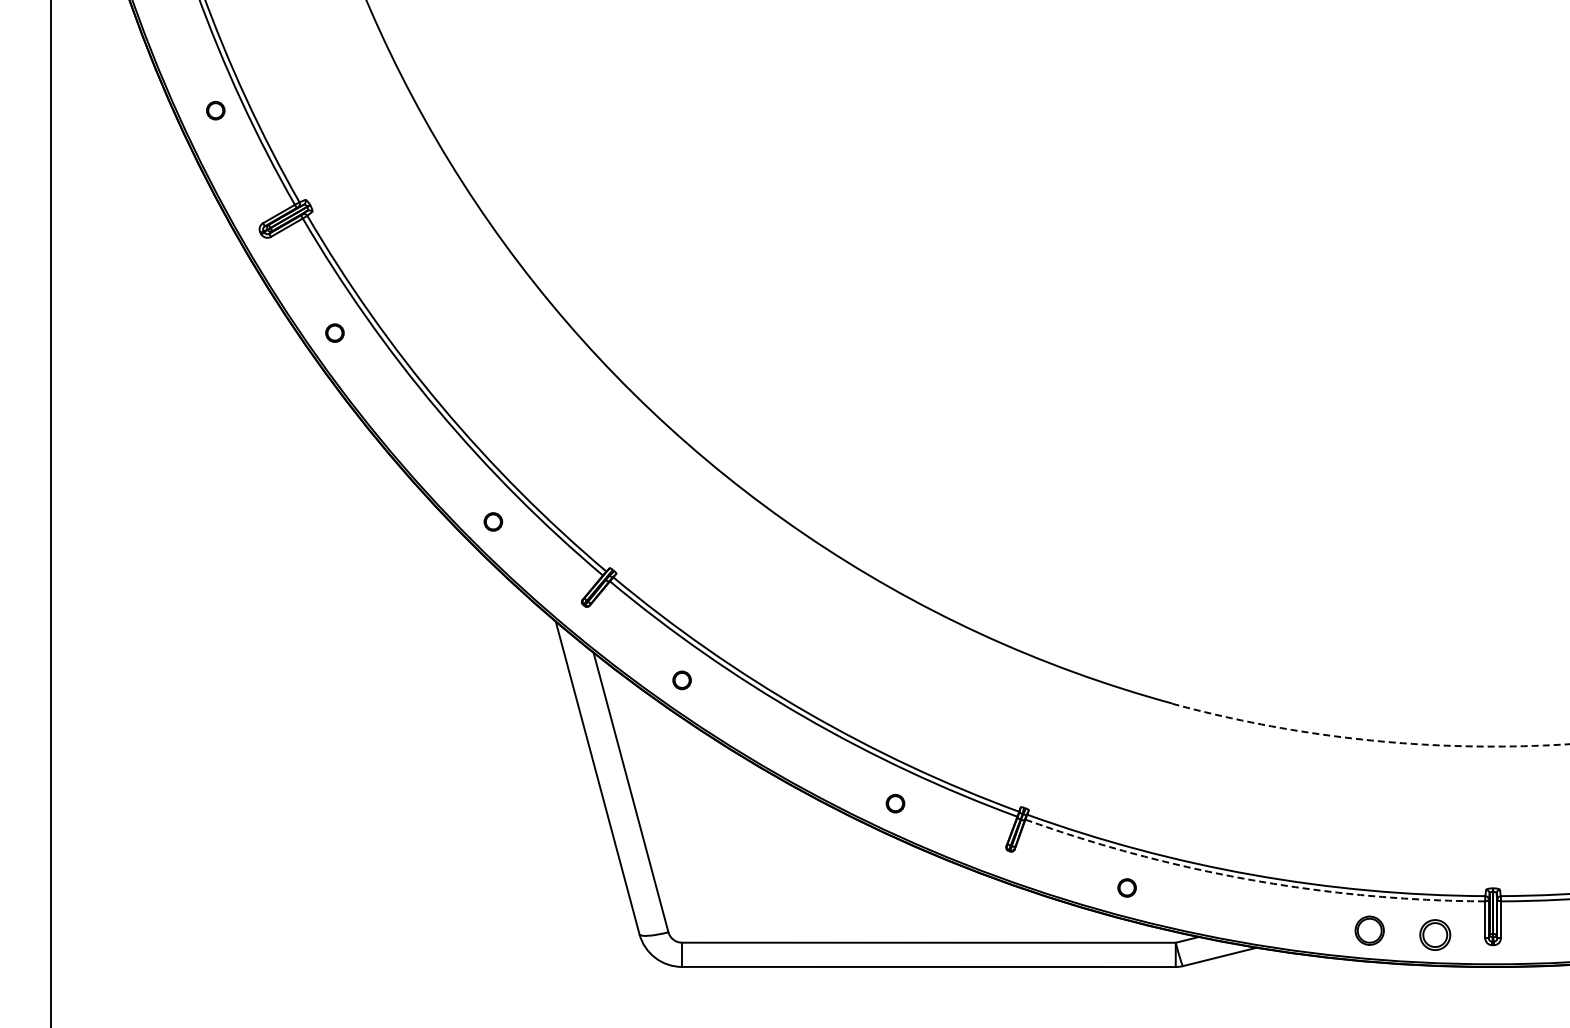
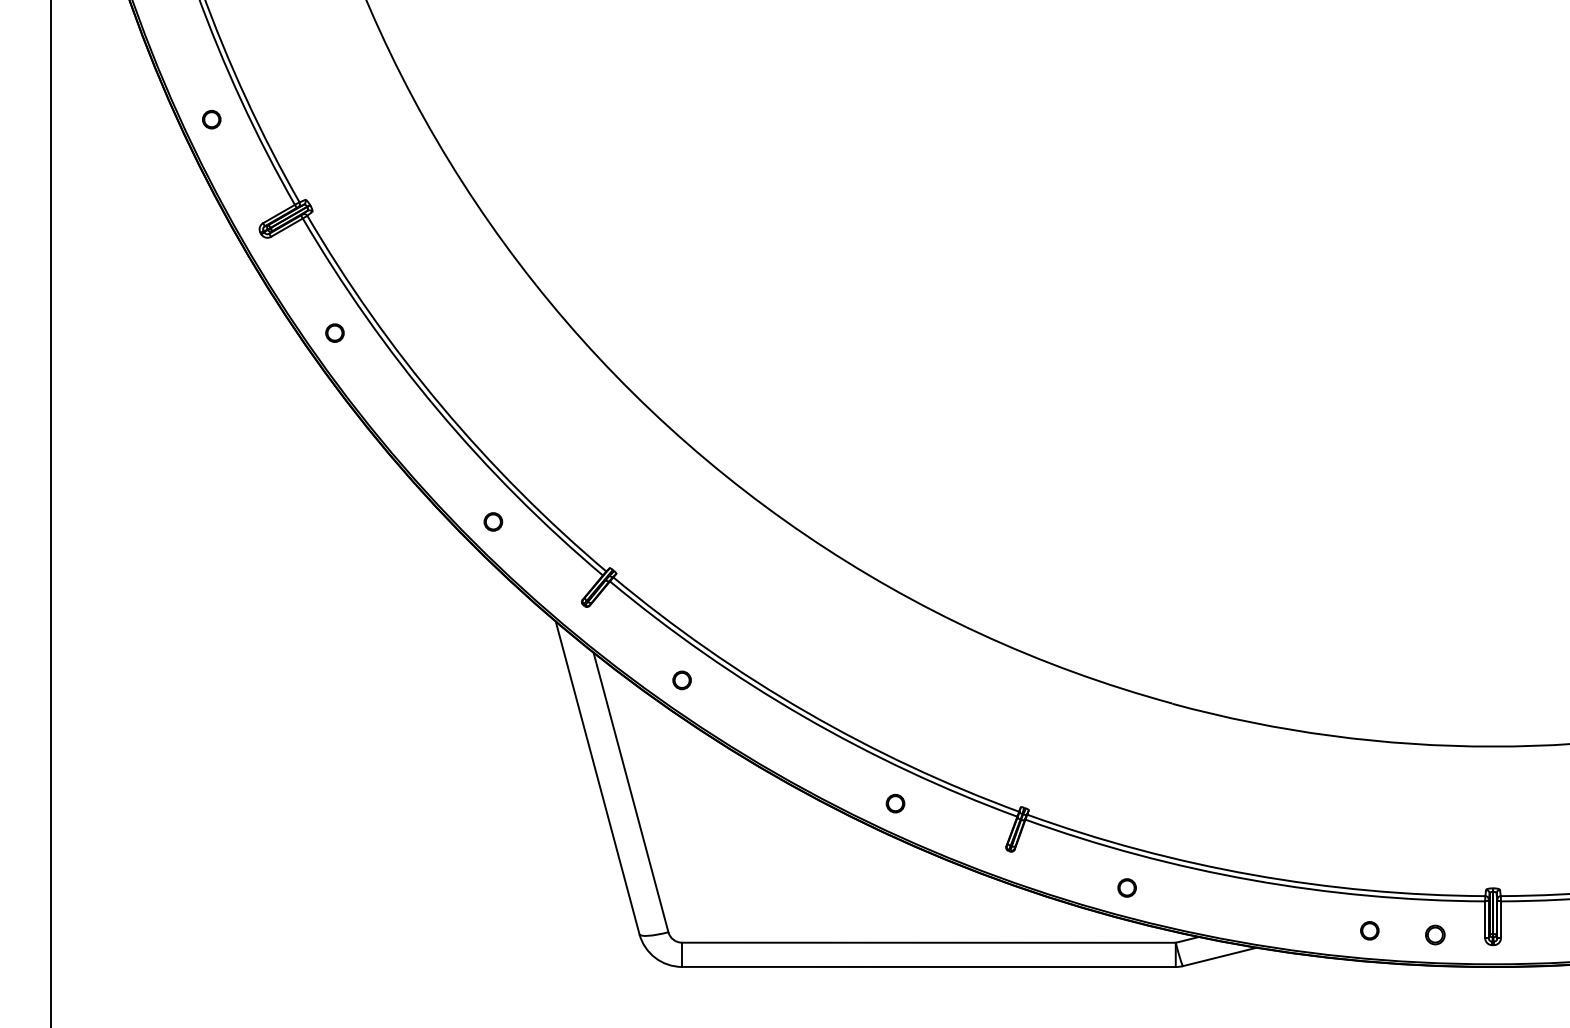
part position: (215, 110) -> (211, 119) (211, 119)
arc: dashed -> solid (1370, 740)
arc: dashed -> solid (1251, 880)
circle size: 31x31 px -> 20x20 px (1369, 930)
part size: 33x32 px -> 21x22 px (1435, 934)
